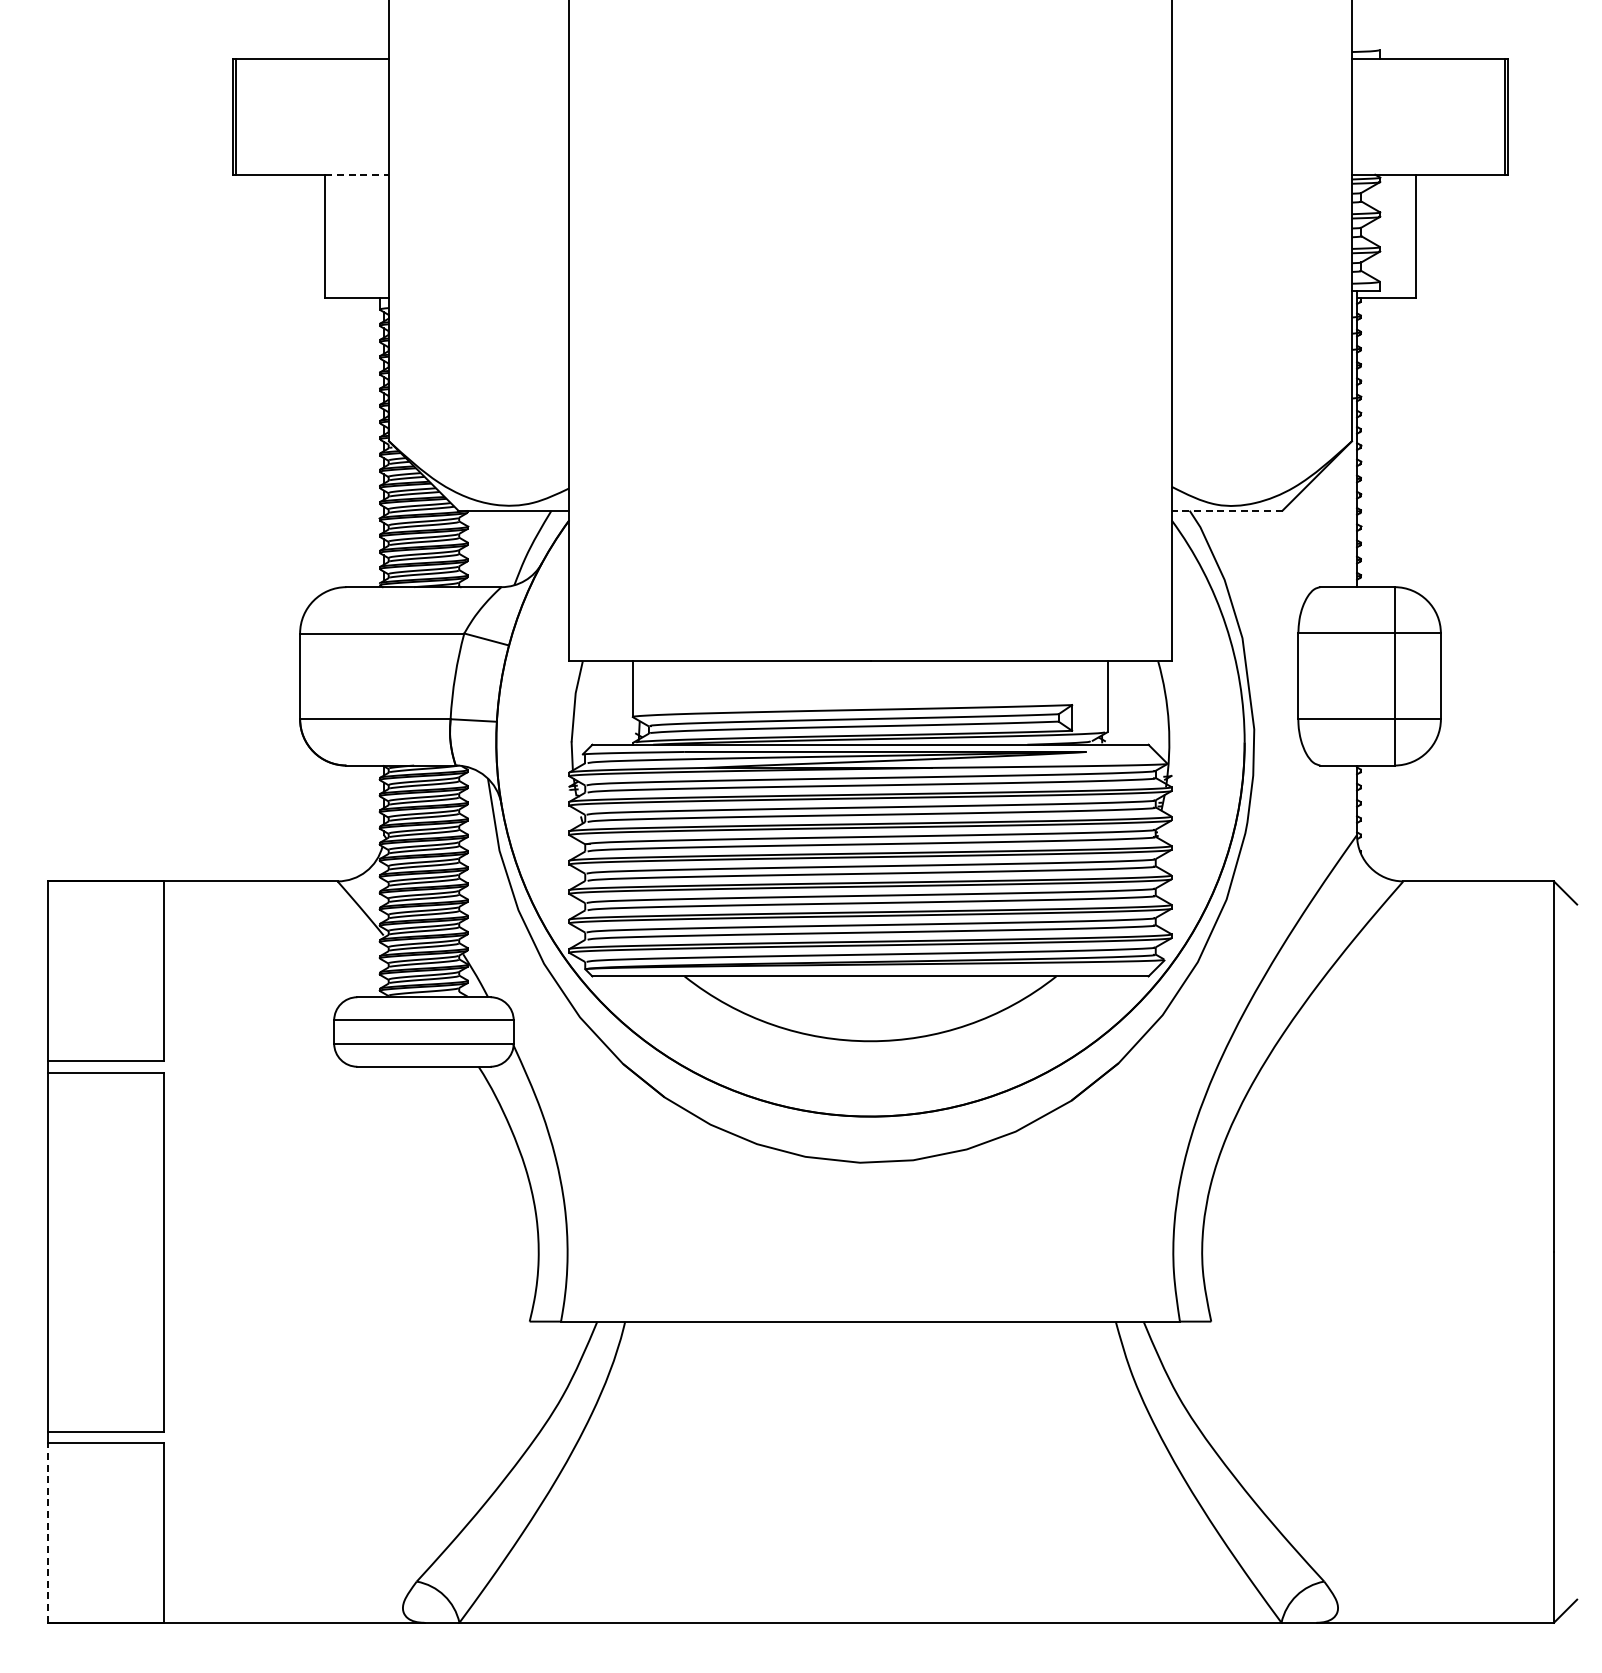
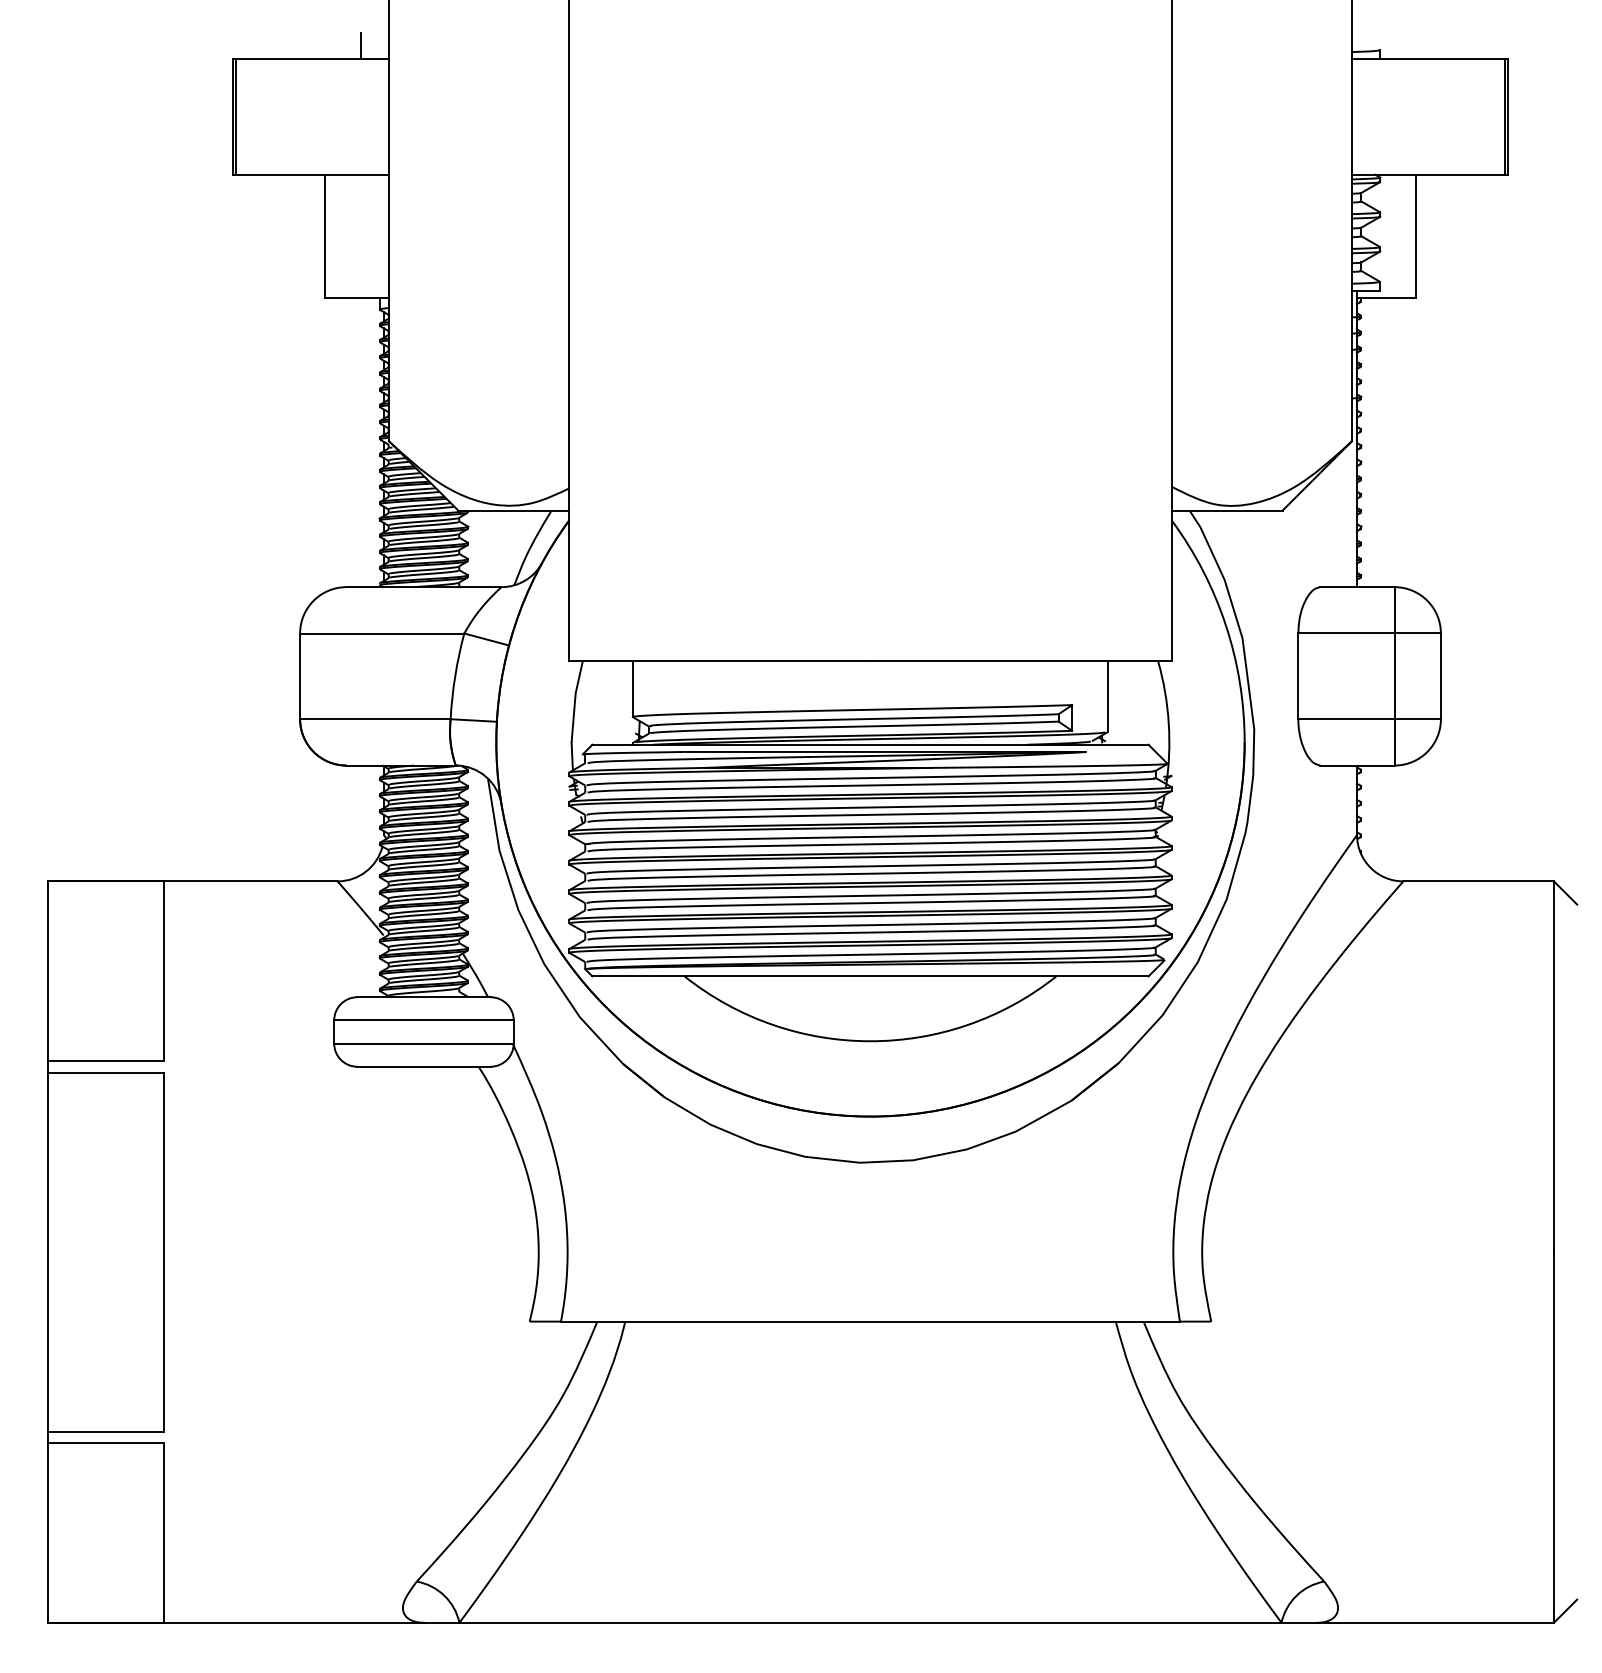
line: none -> present (360, 45)
line: dashed -> solid (357, 174)
line: dashed -> solid (1226, 510)
line: dashed -> solid (48, 1533)
